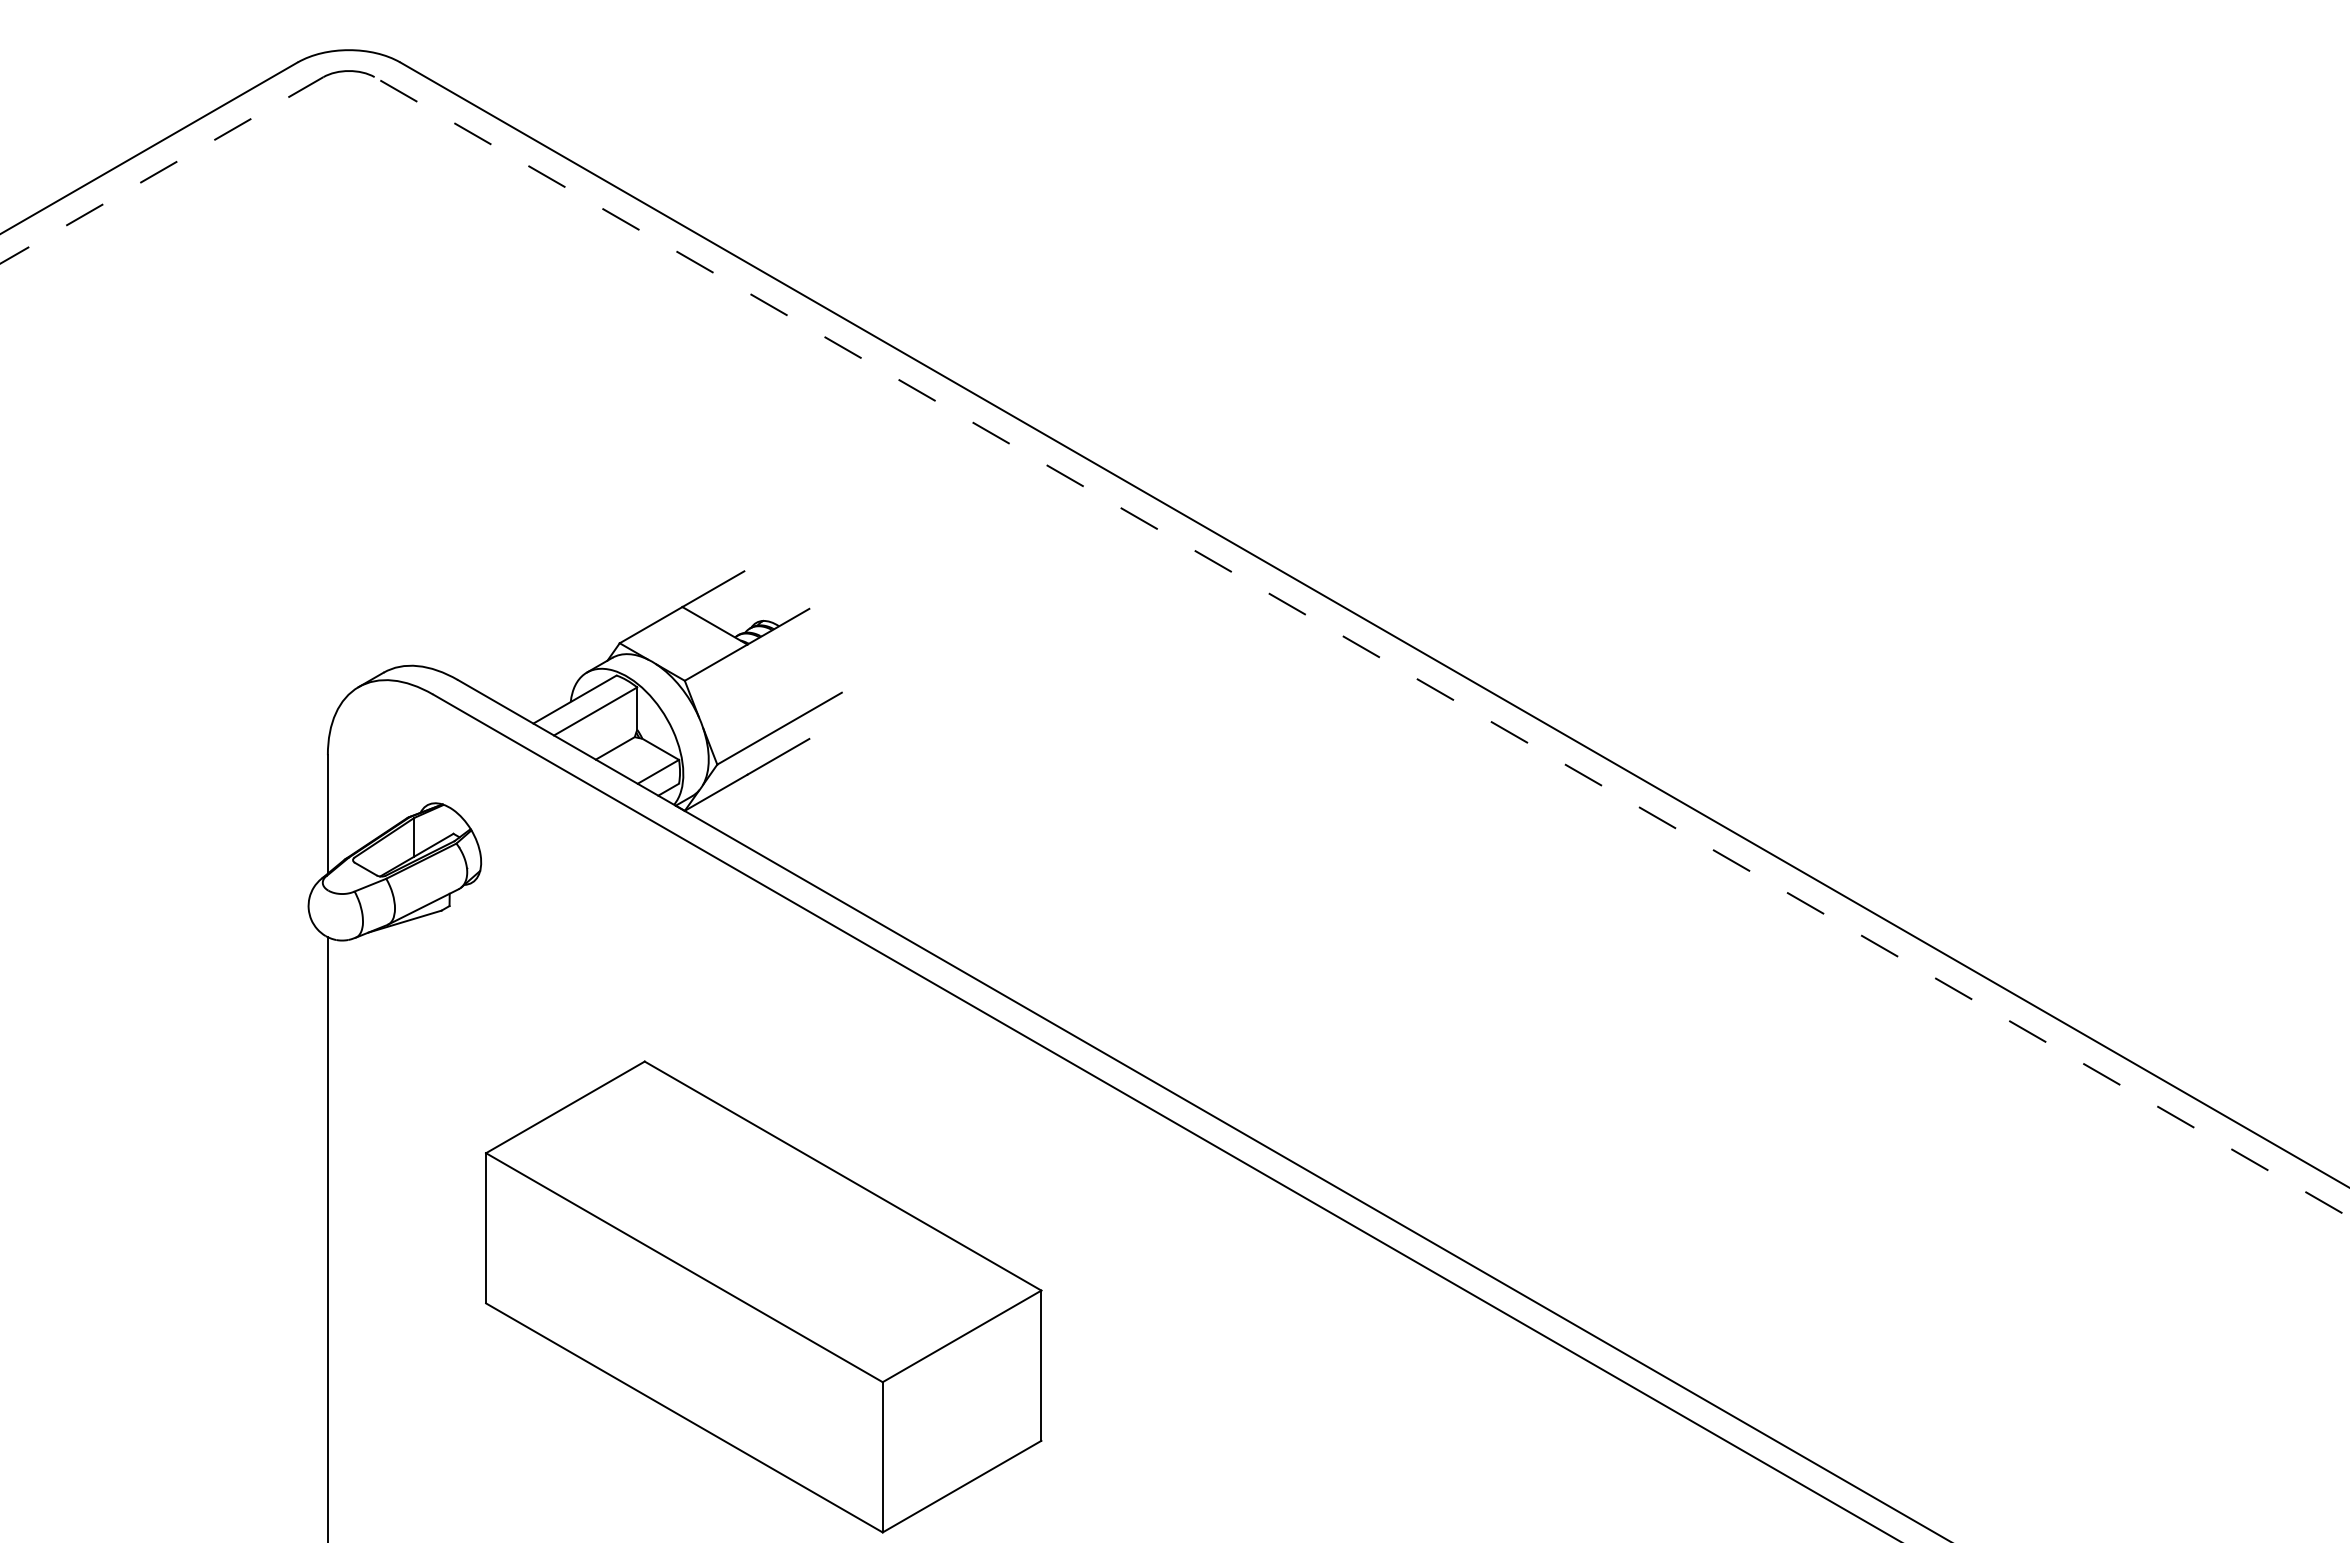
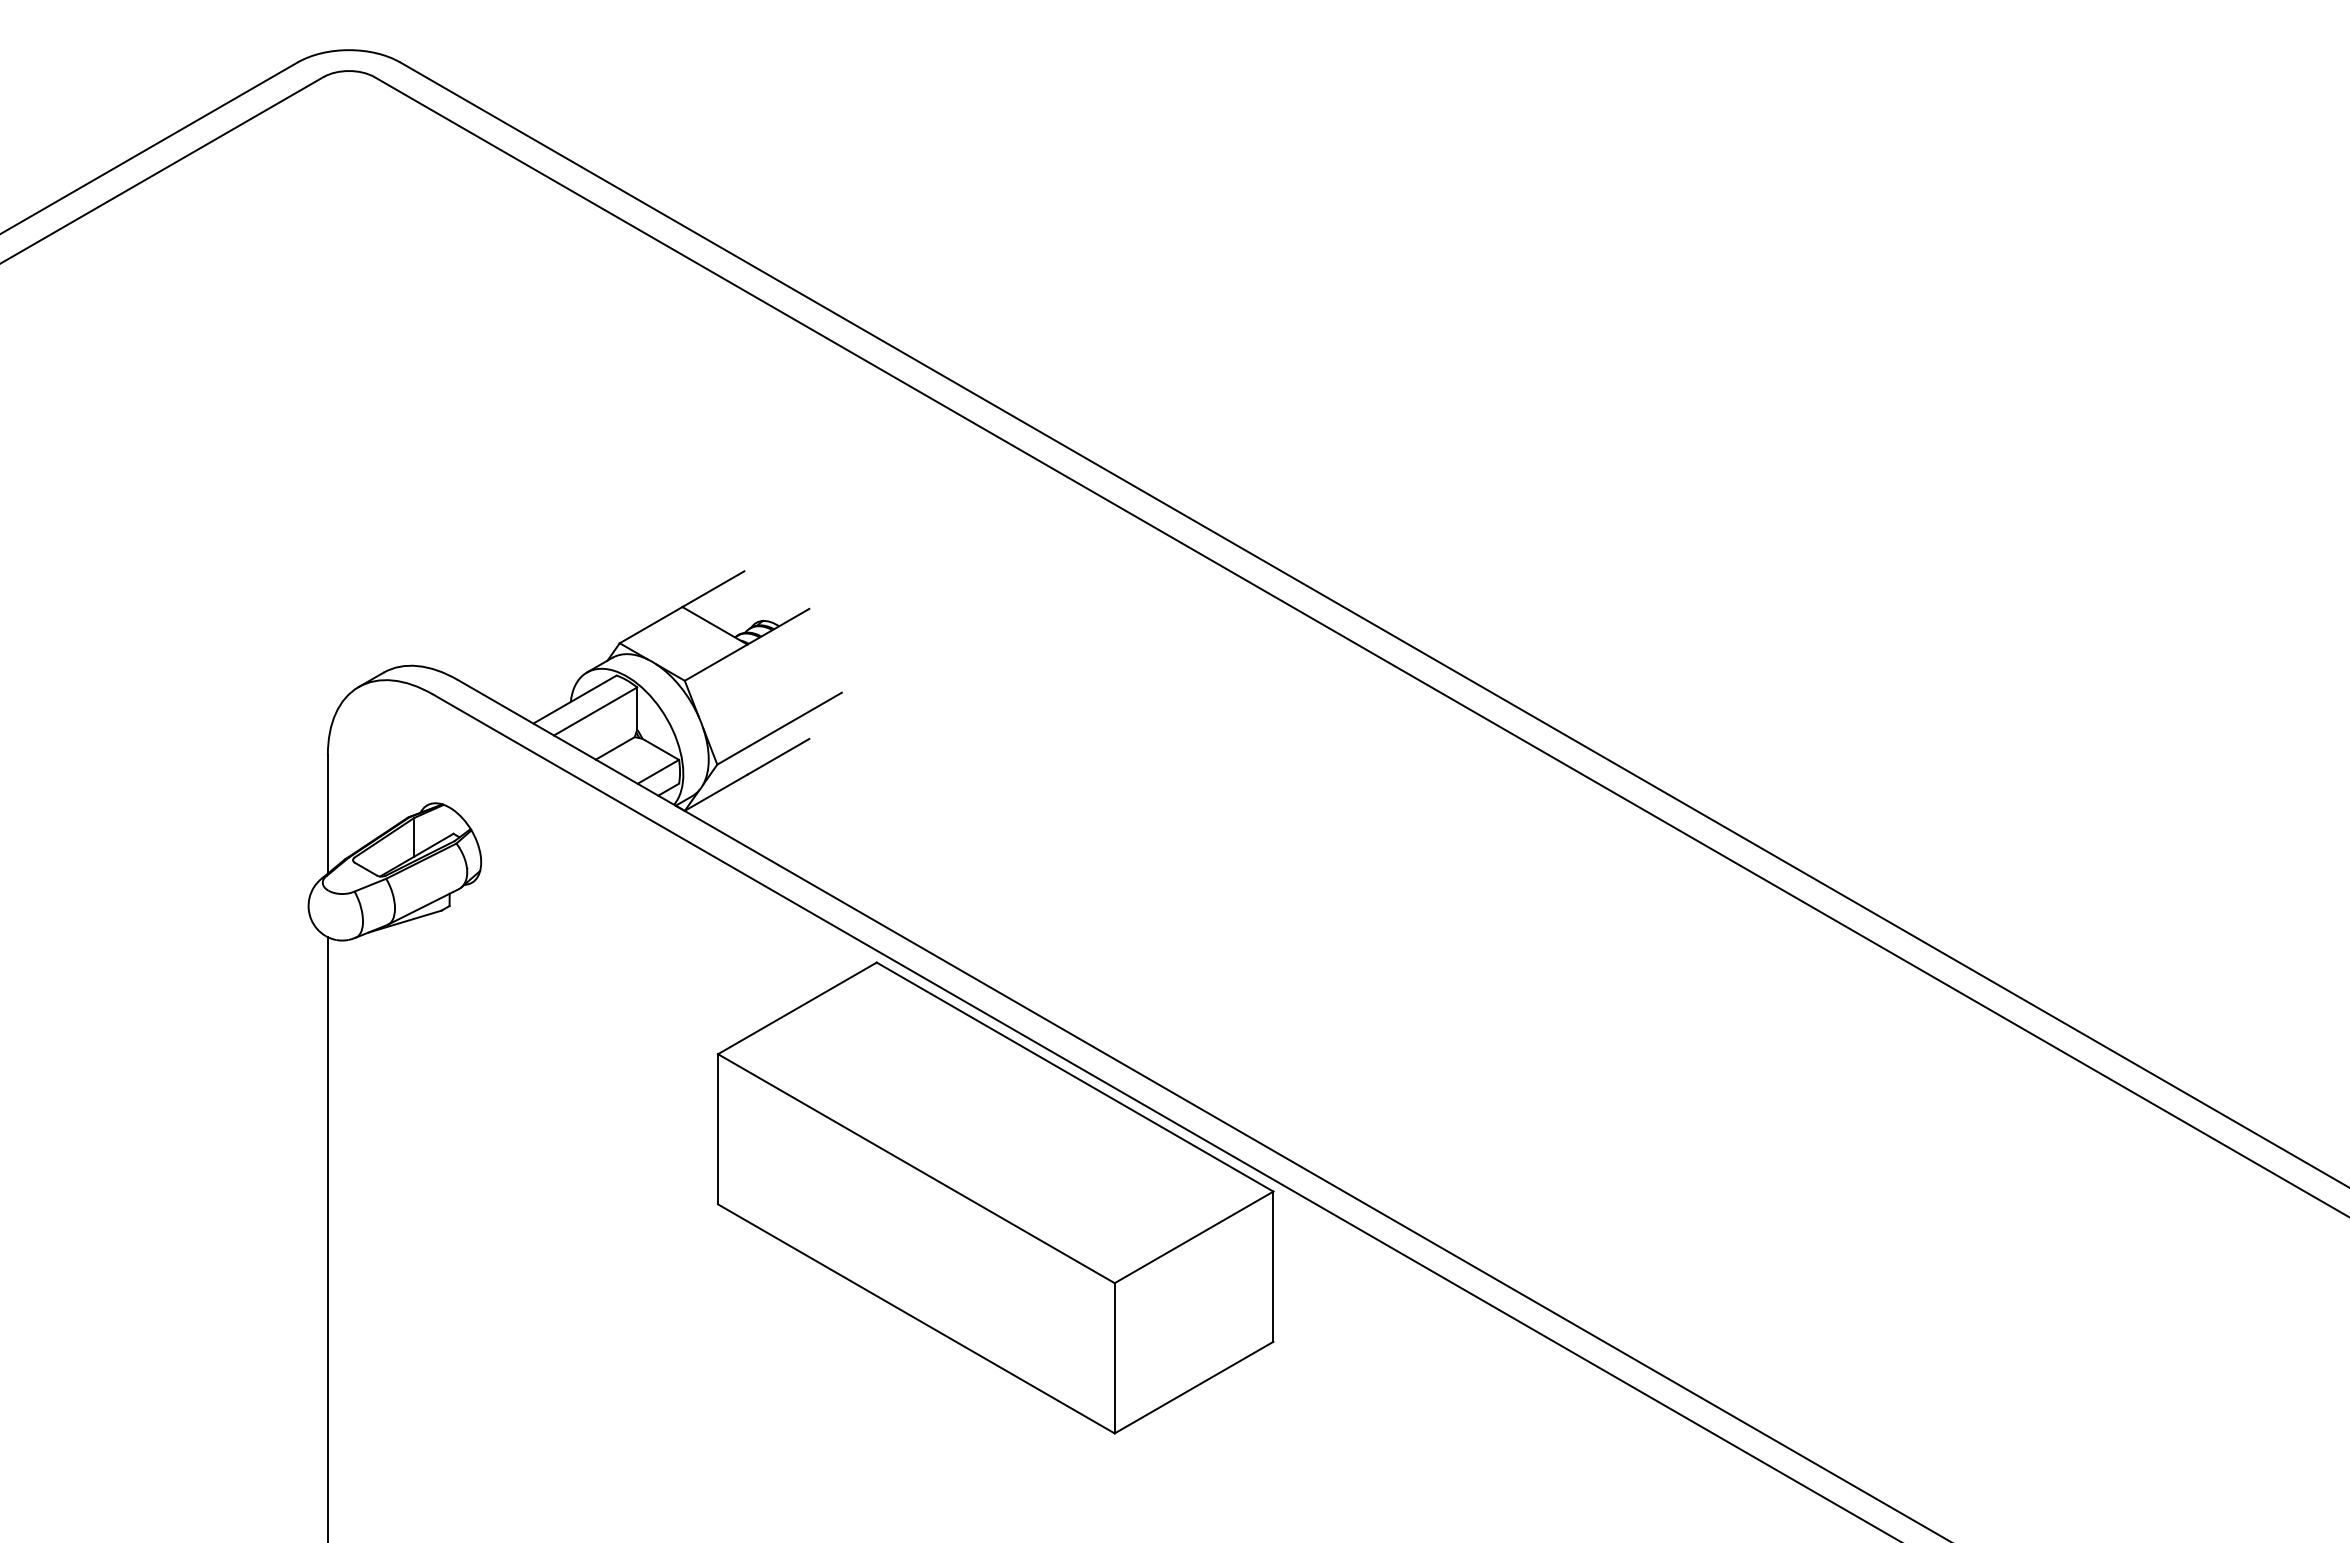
line: dashed -> solid (162, 170)
line: dashed -> solid (1361, 647)
part position: (763, 1296) -> (995, 1197) (995, 1197)
